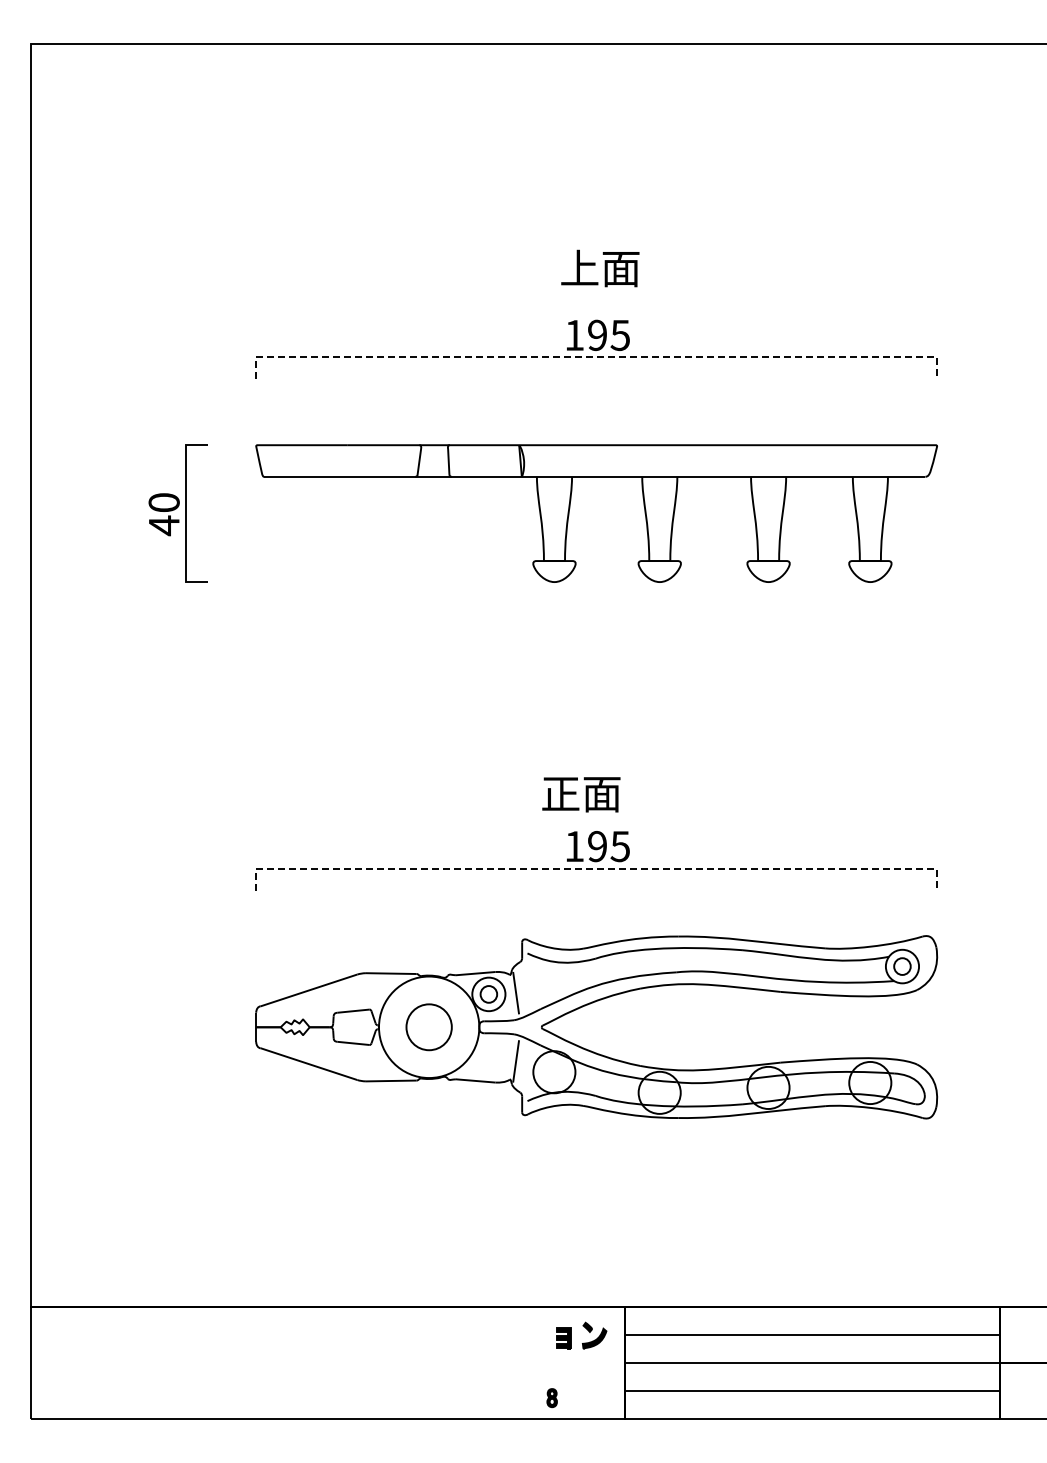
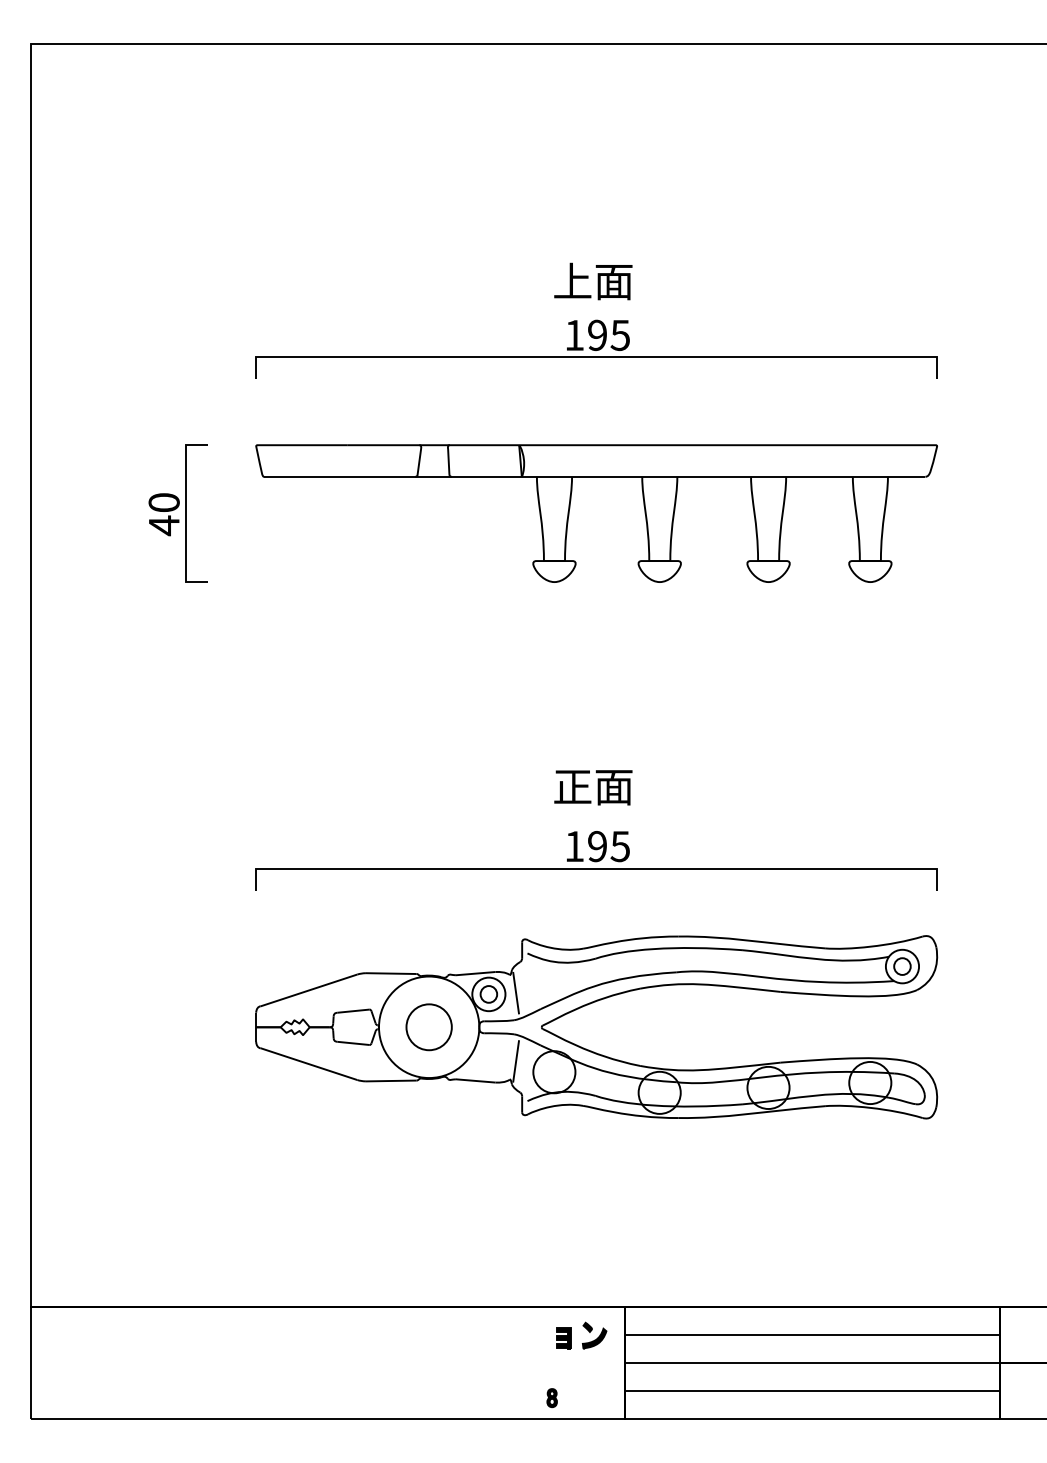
text position: (600, 268) -> (593, 281) (593, 281)
line: dashed -> solid (597, 356)
text position: (581, 794) -> (593, 787) (593, 787)
line: dashed -> solid (597, 869)
